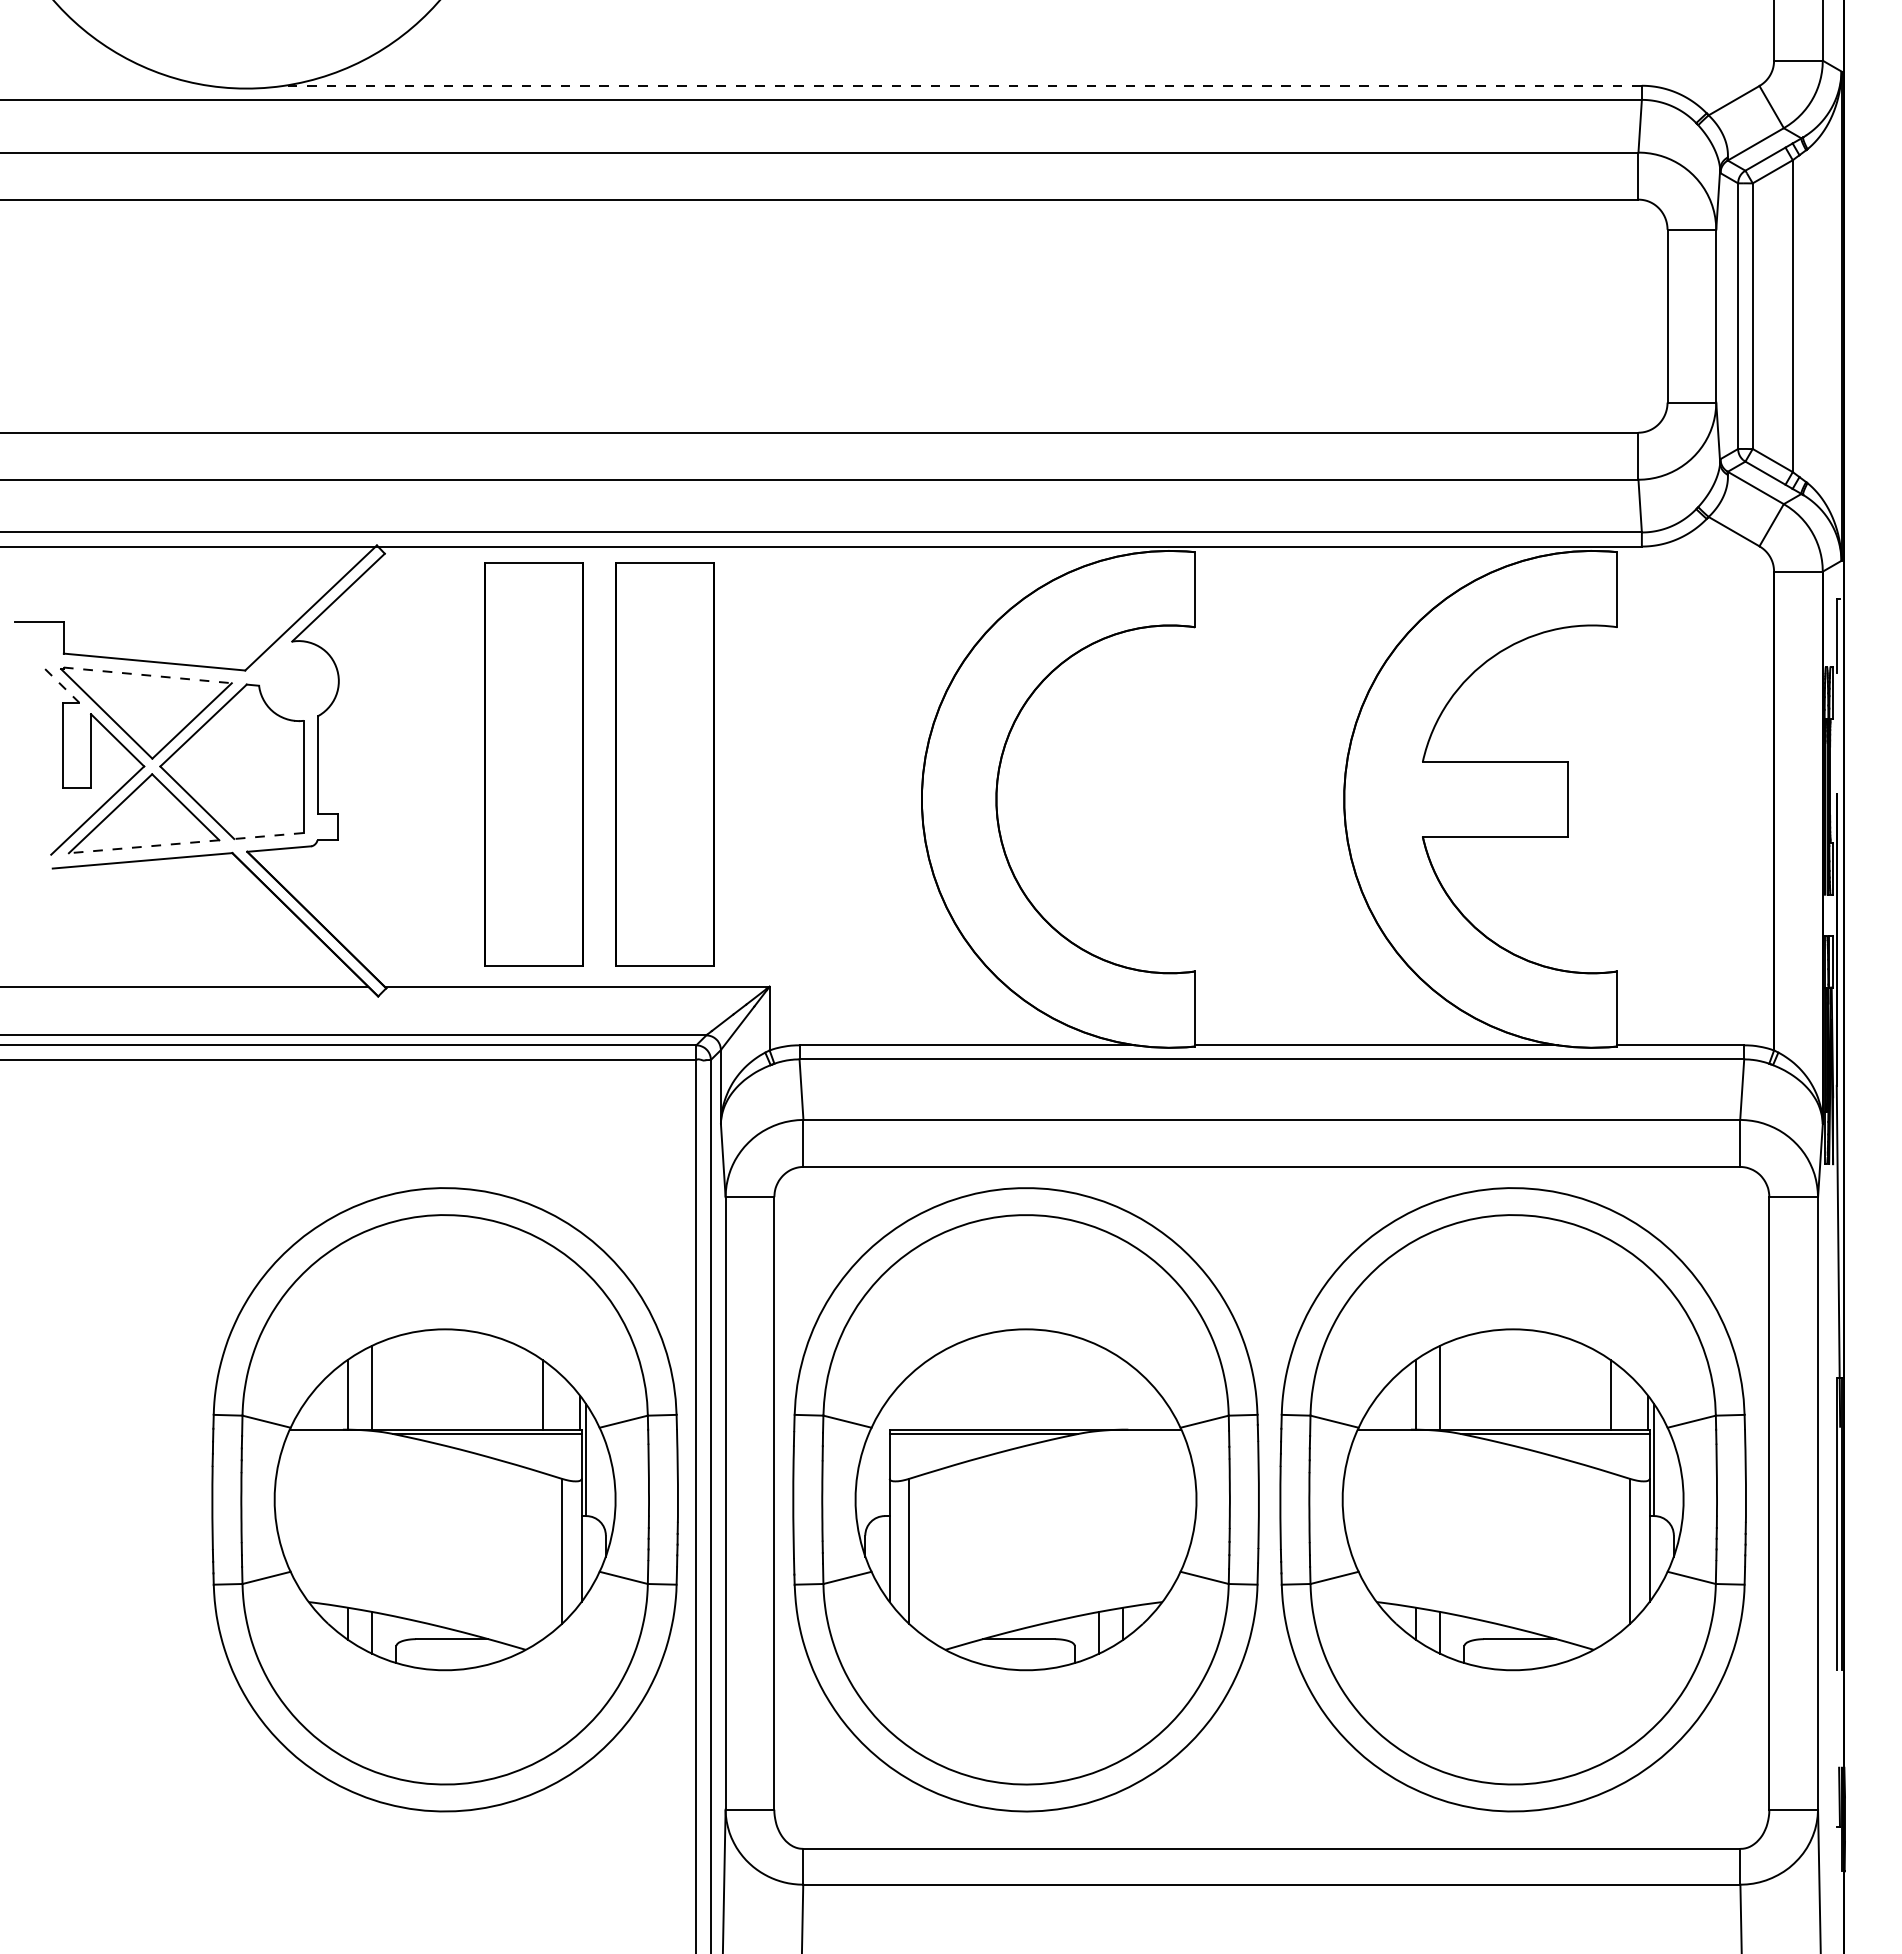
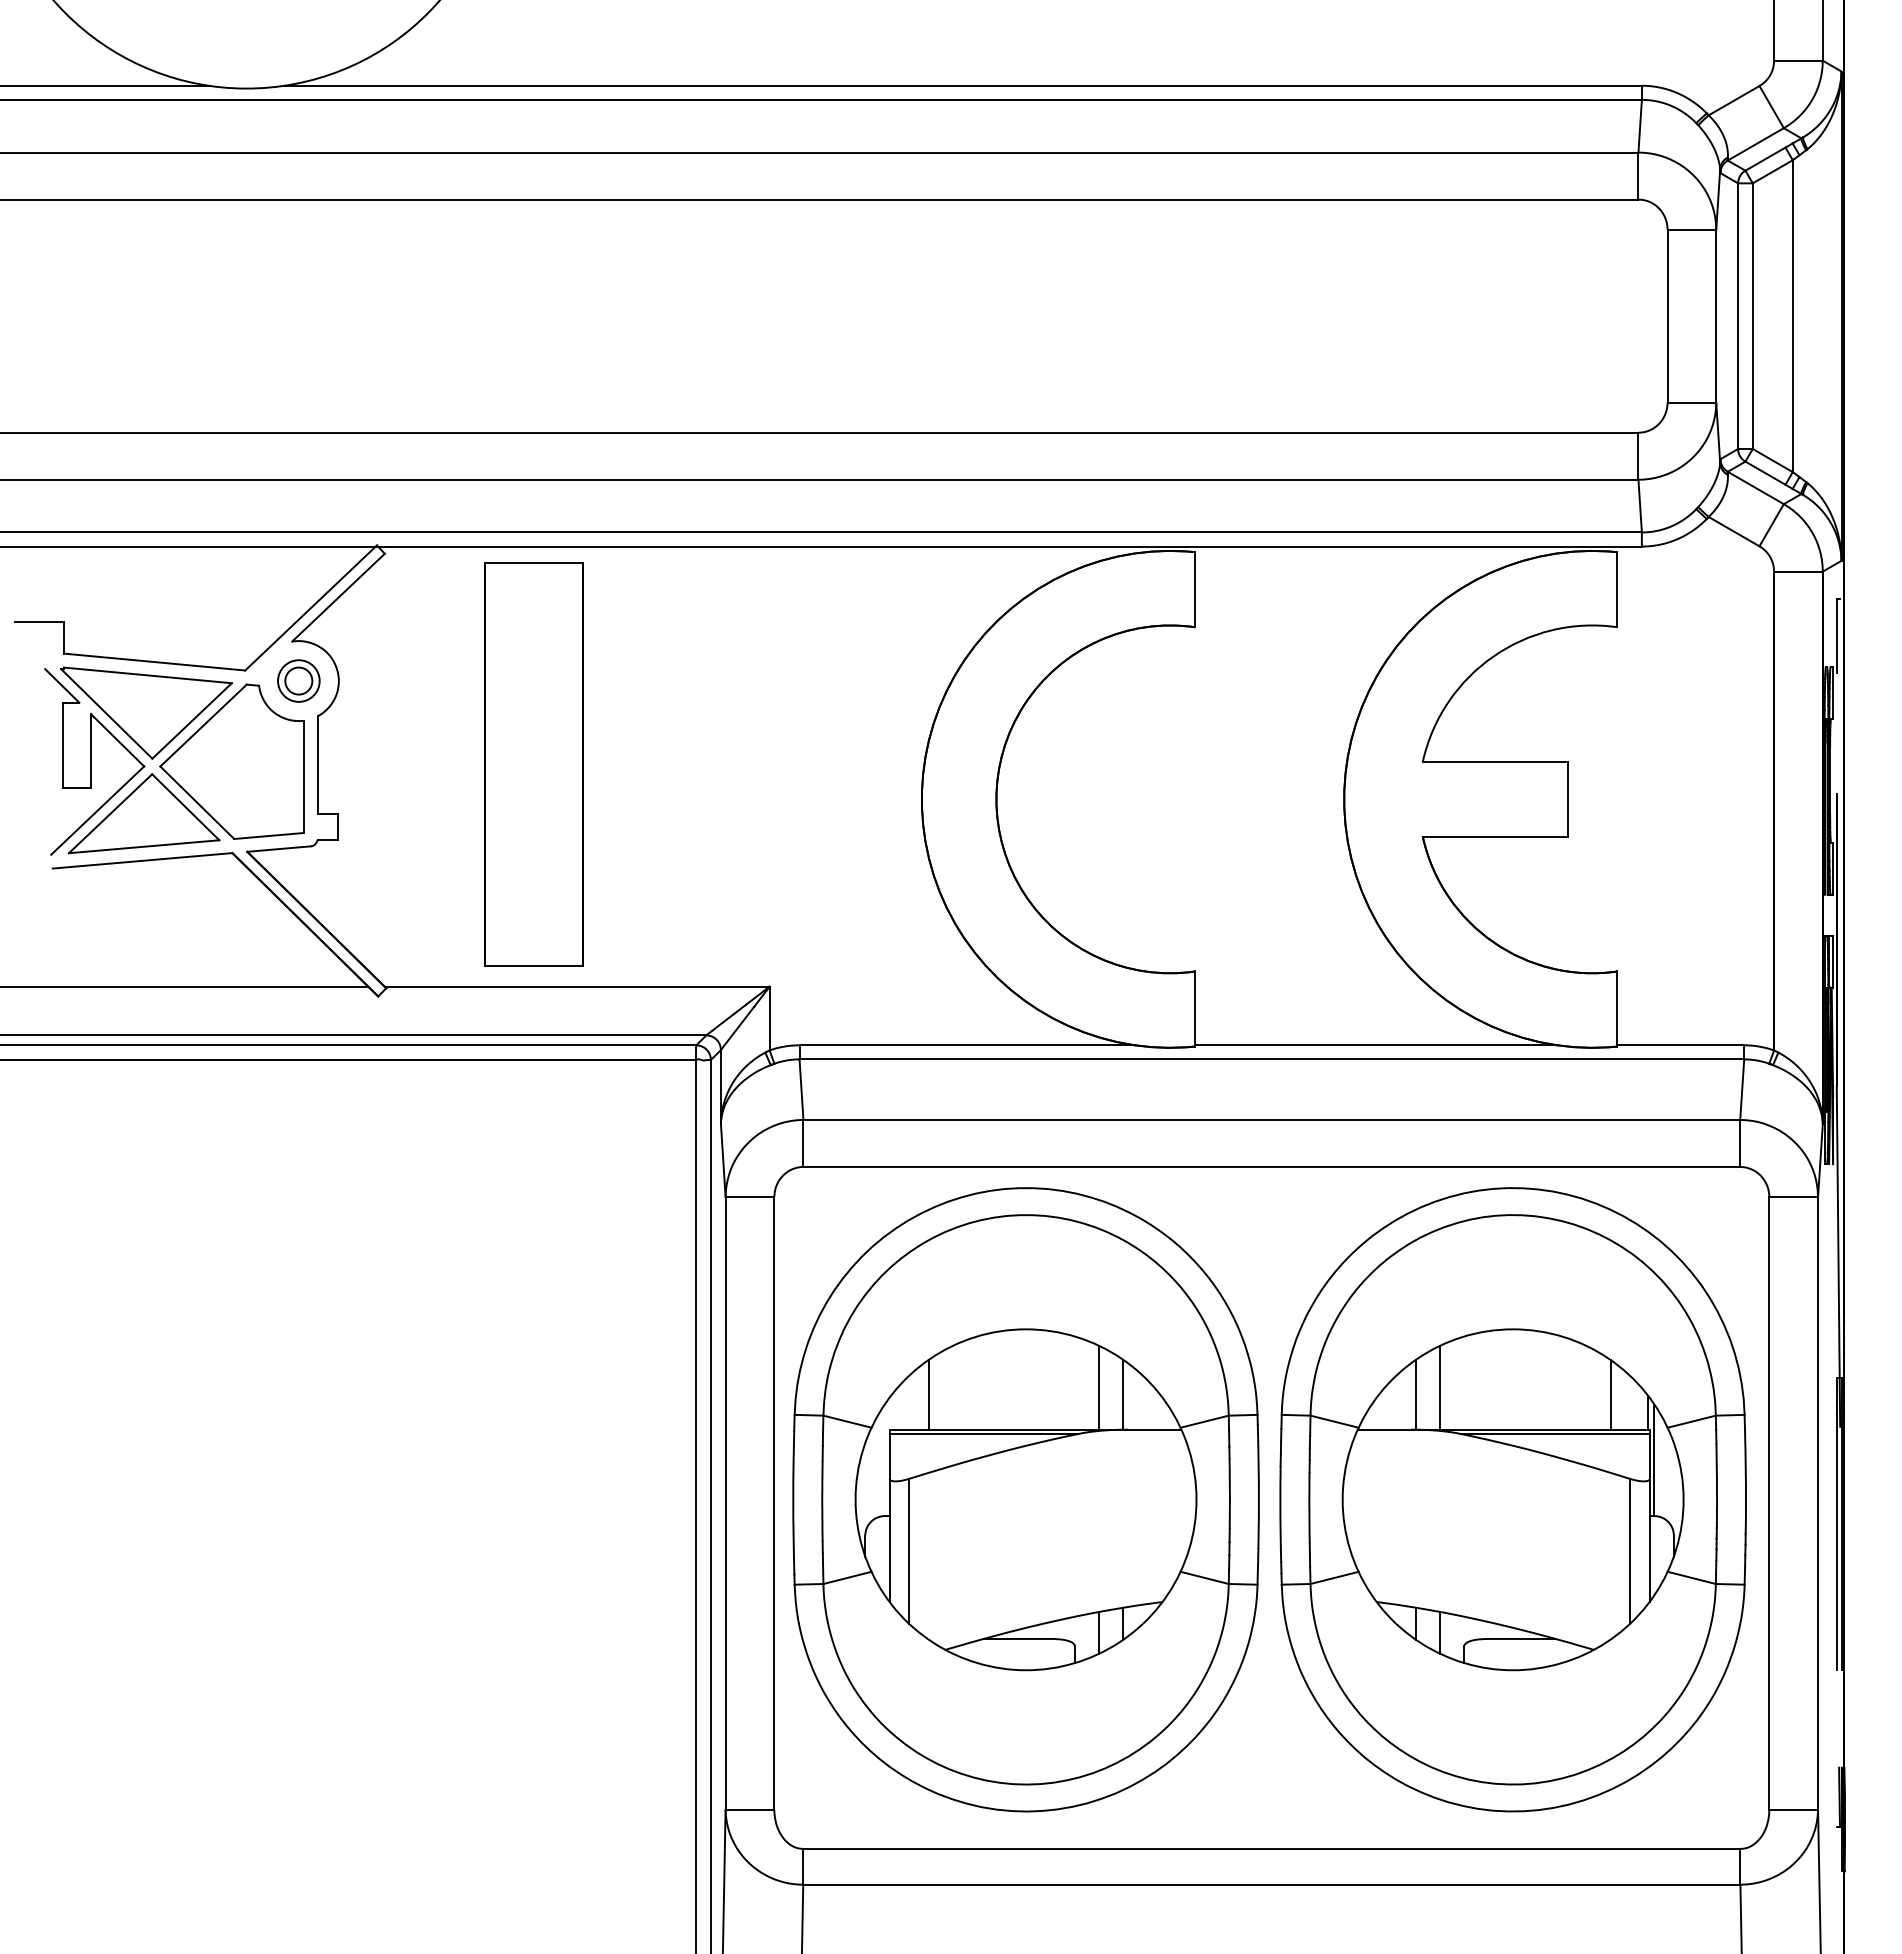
line: none -> present (105, 85)
line: dashed -> solid (963, 85)
line: dashed -> solid (148, 675)
part: none -> present (298, 680)
line: dashed -> solid (62, 685)
part: present -> none (664, 764)
line: dashed -> solid (268, 836)
line: dashed -> solid (143, 846)
line: none -> present (1099, 1387)
line: none -> present (928, 1394)
line: none -> present (1123, 1394)
part: present -> none (444, 1499)
